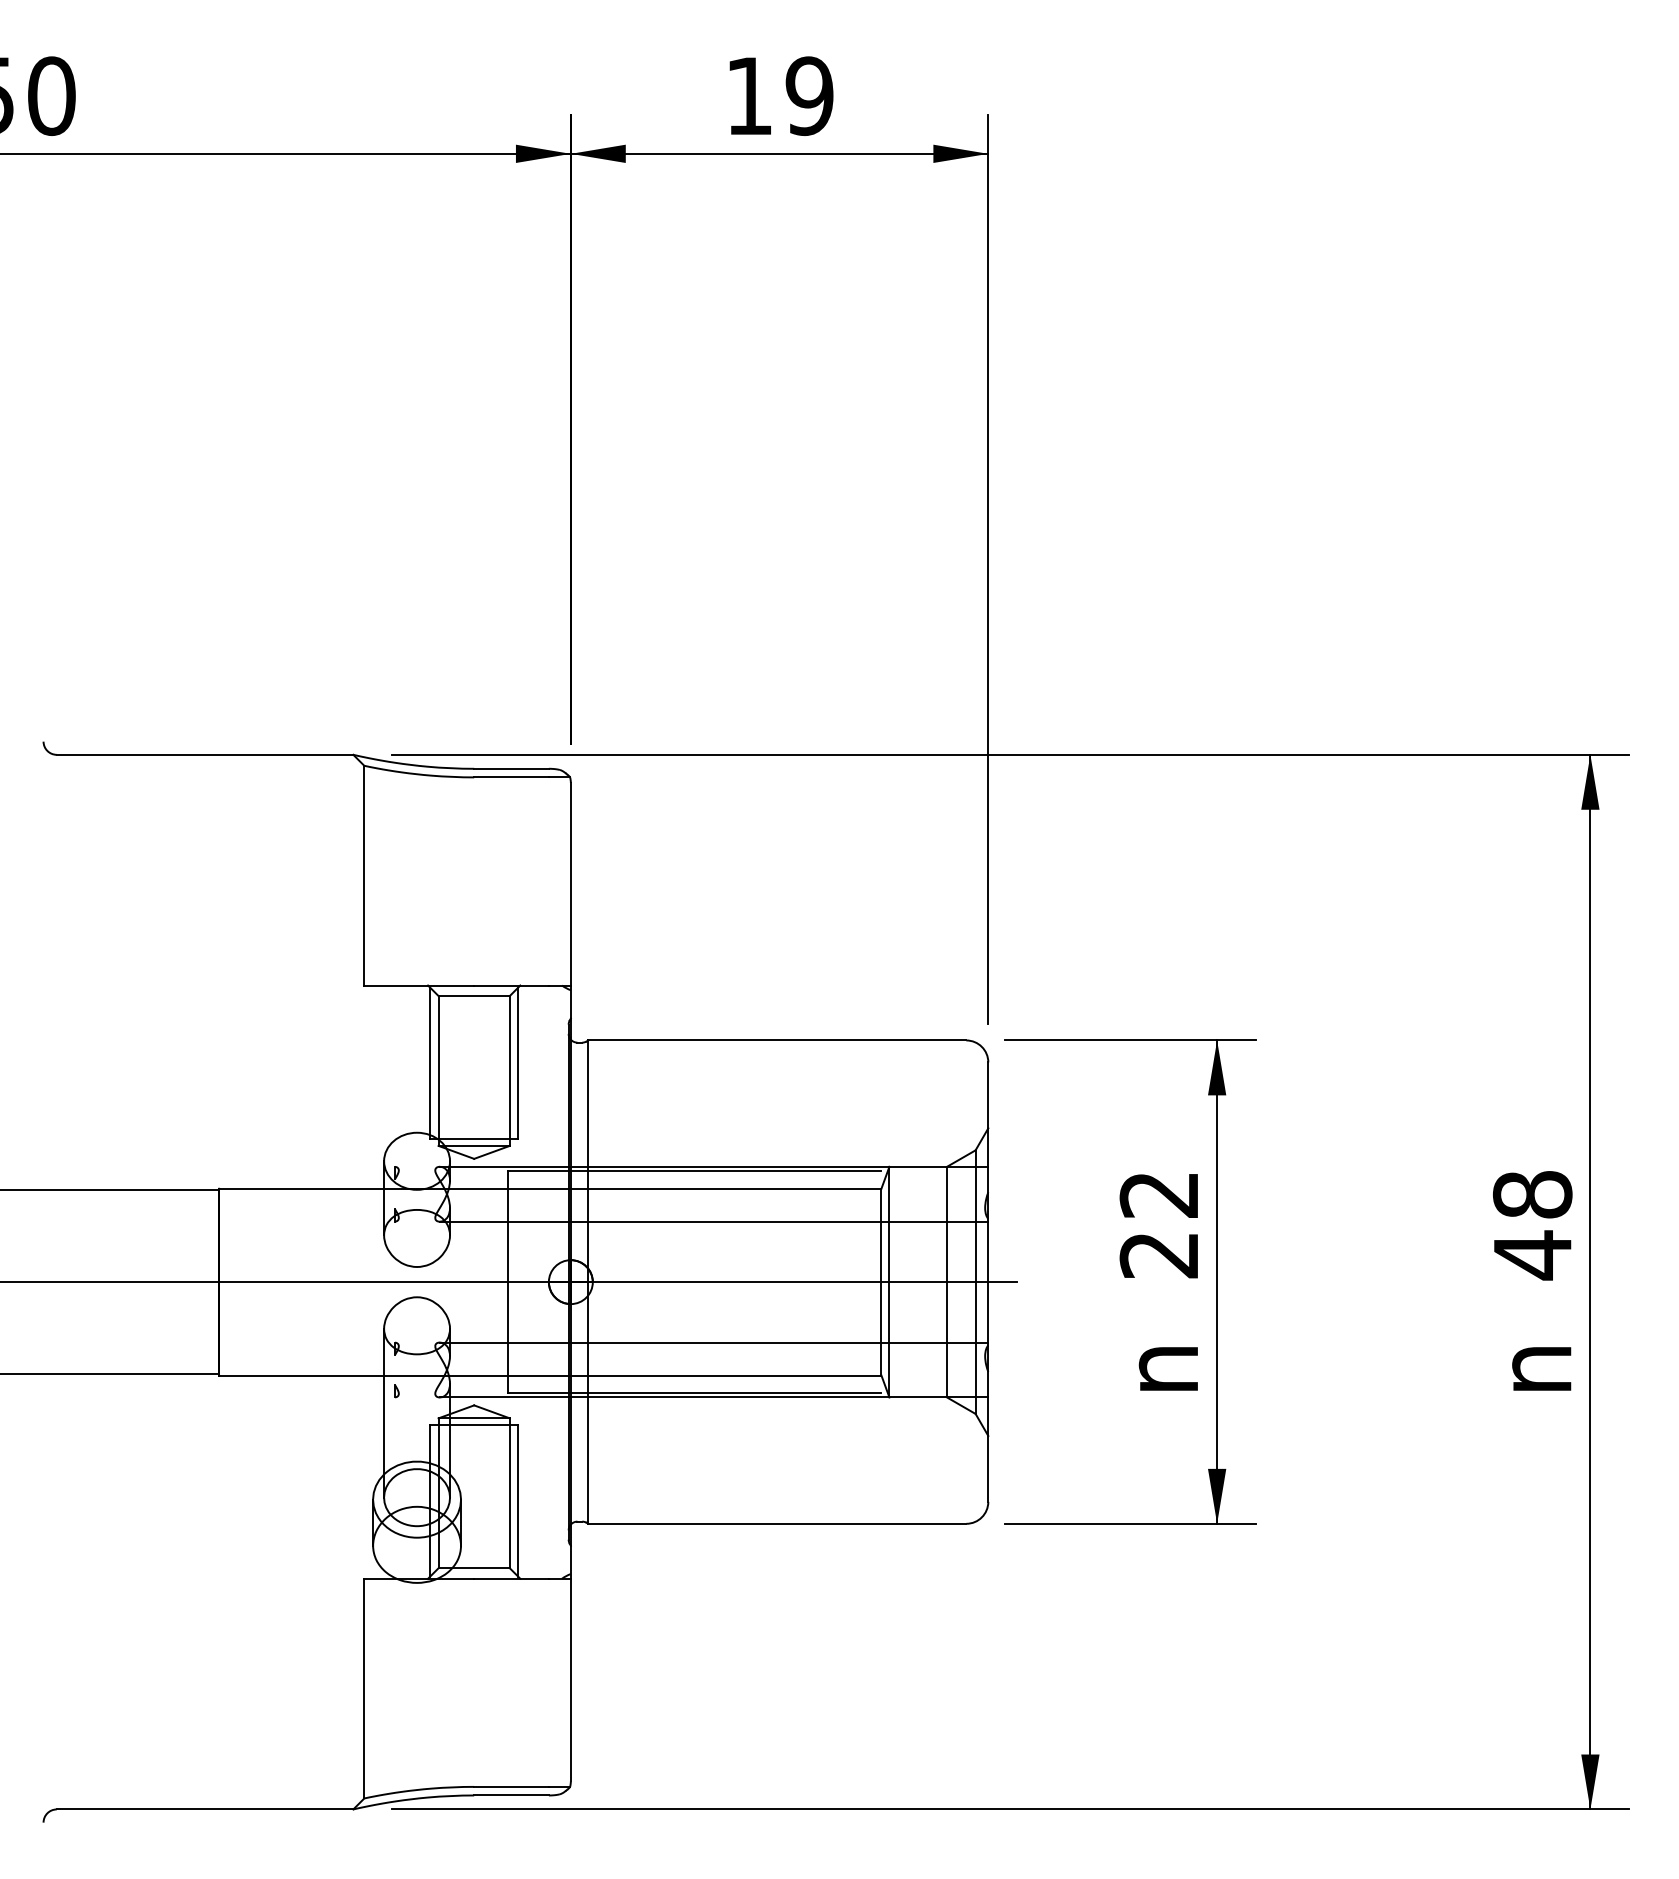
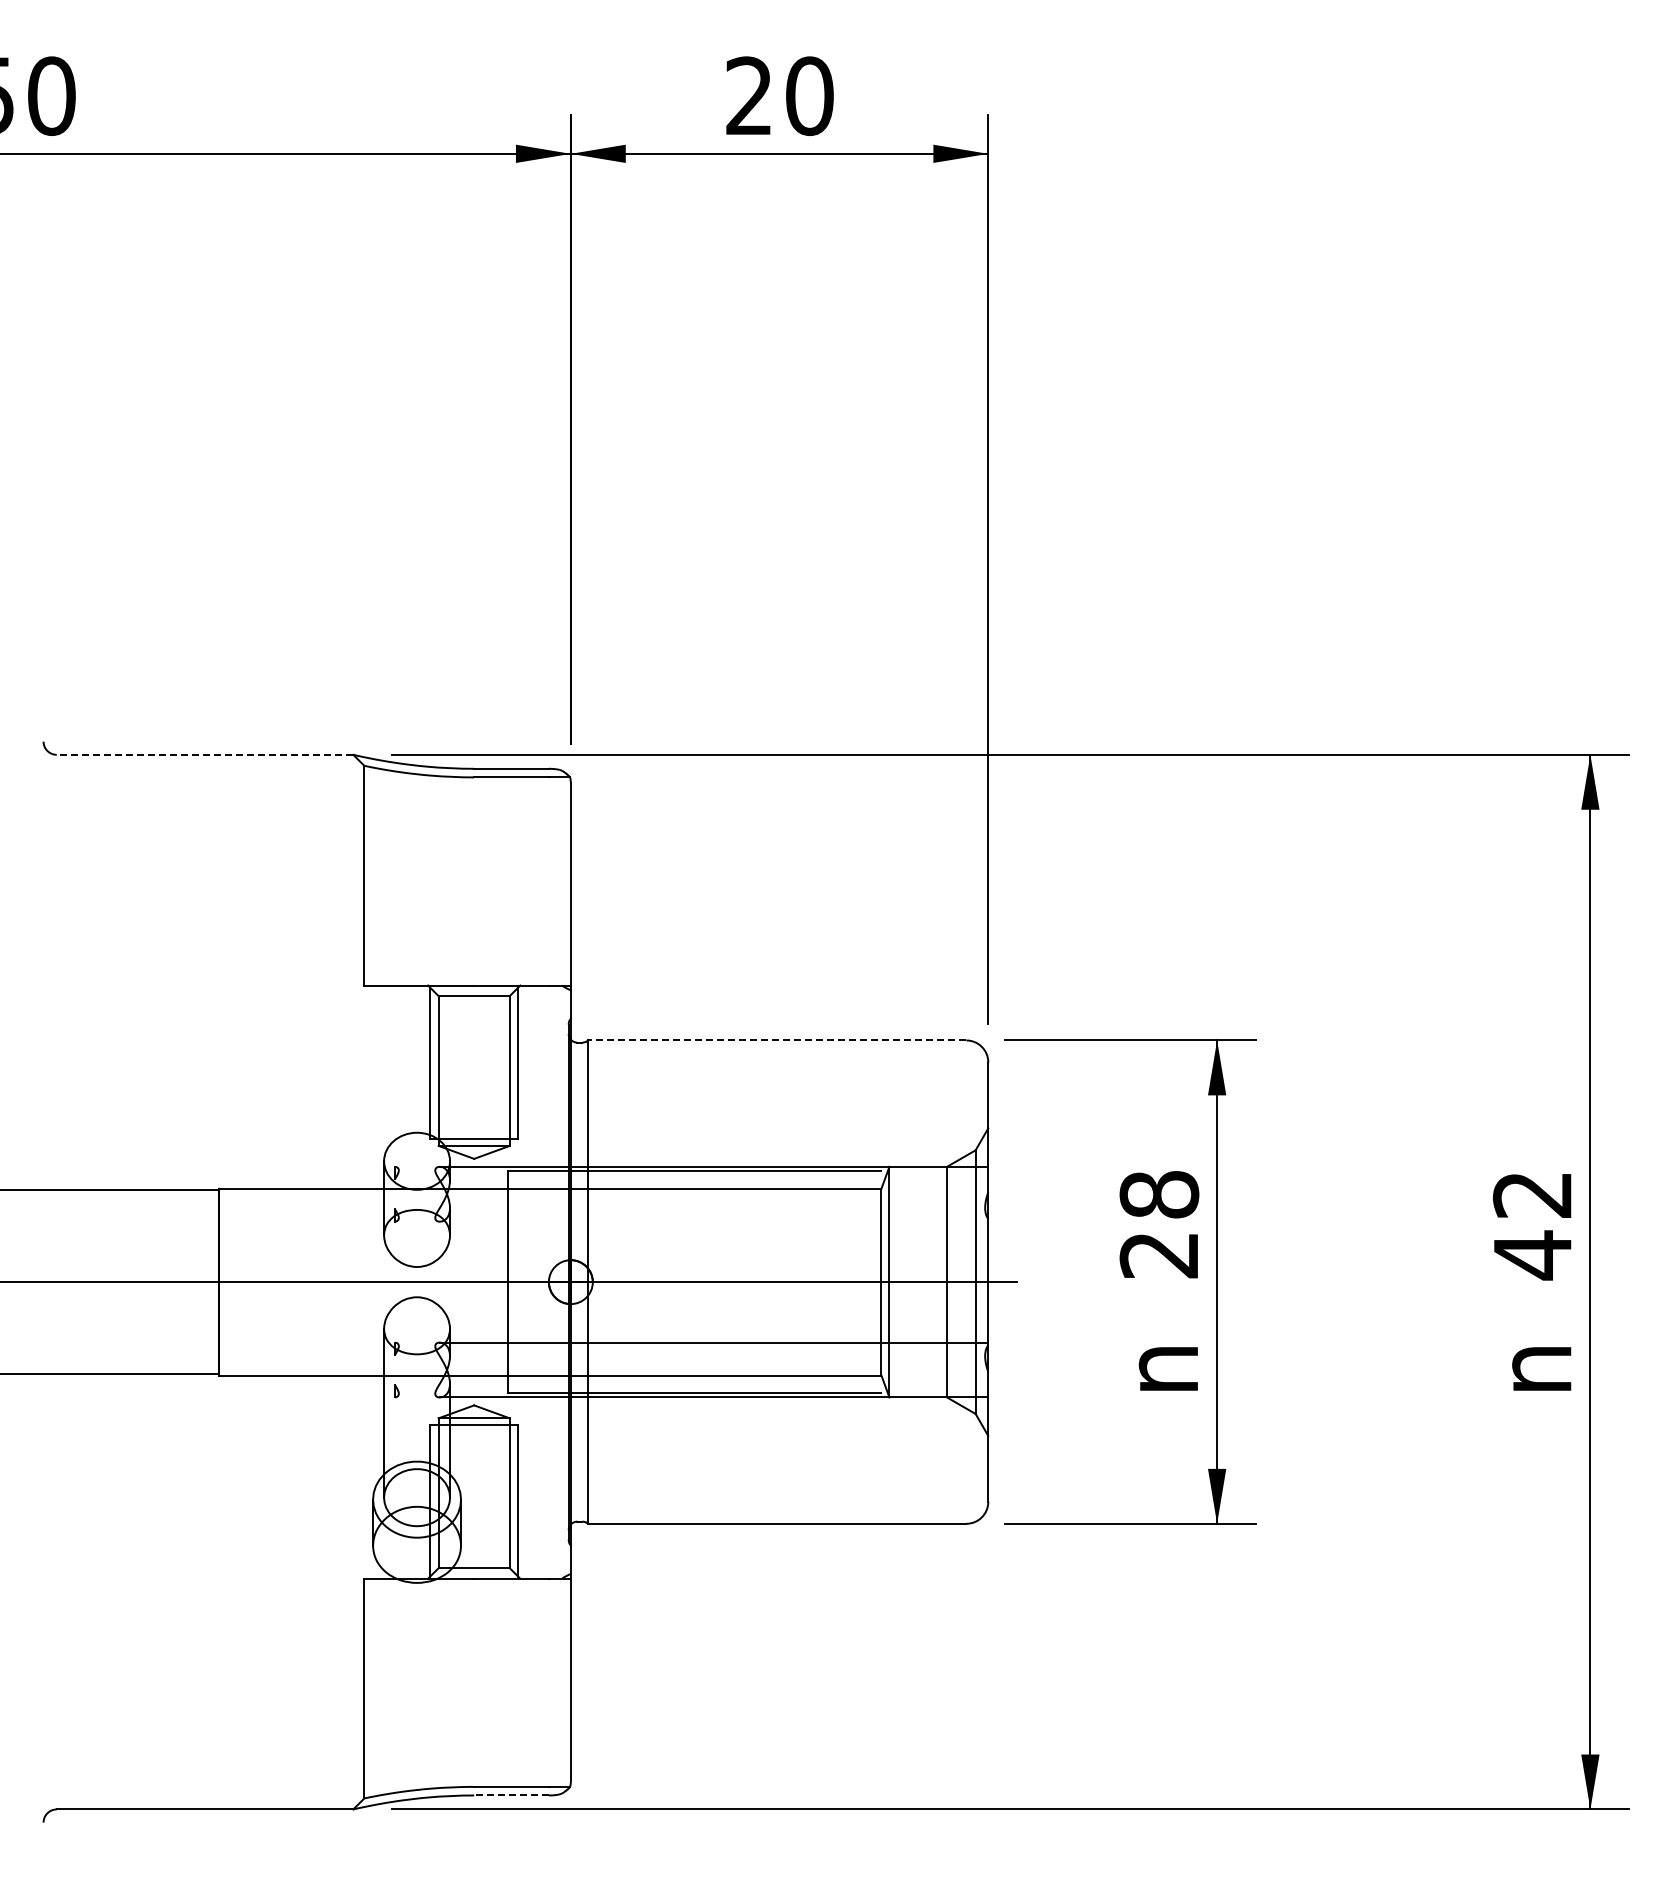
text: 19 -> 20 (779, 96)
line: solid -> dashed (204, 754)
line: solid -> dashed (777, 1040)
text: 22 -> 28 (1159, 1194)
text: 48 -> 42 (1532, 1194)
line: present -> none (713, 1221)
line: solid -> dashed (511, 1795)
